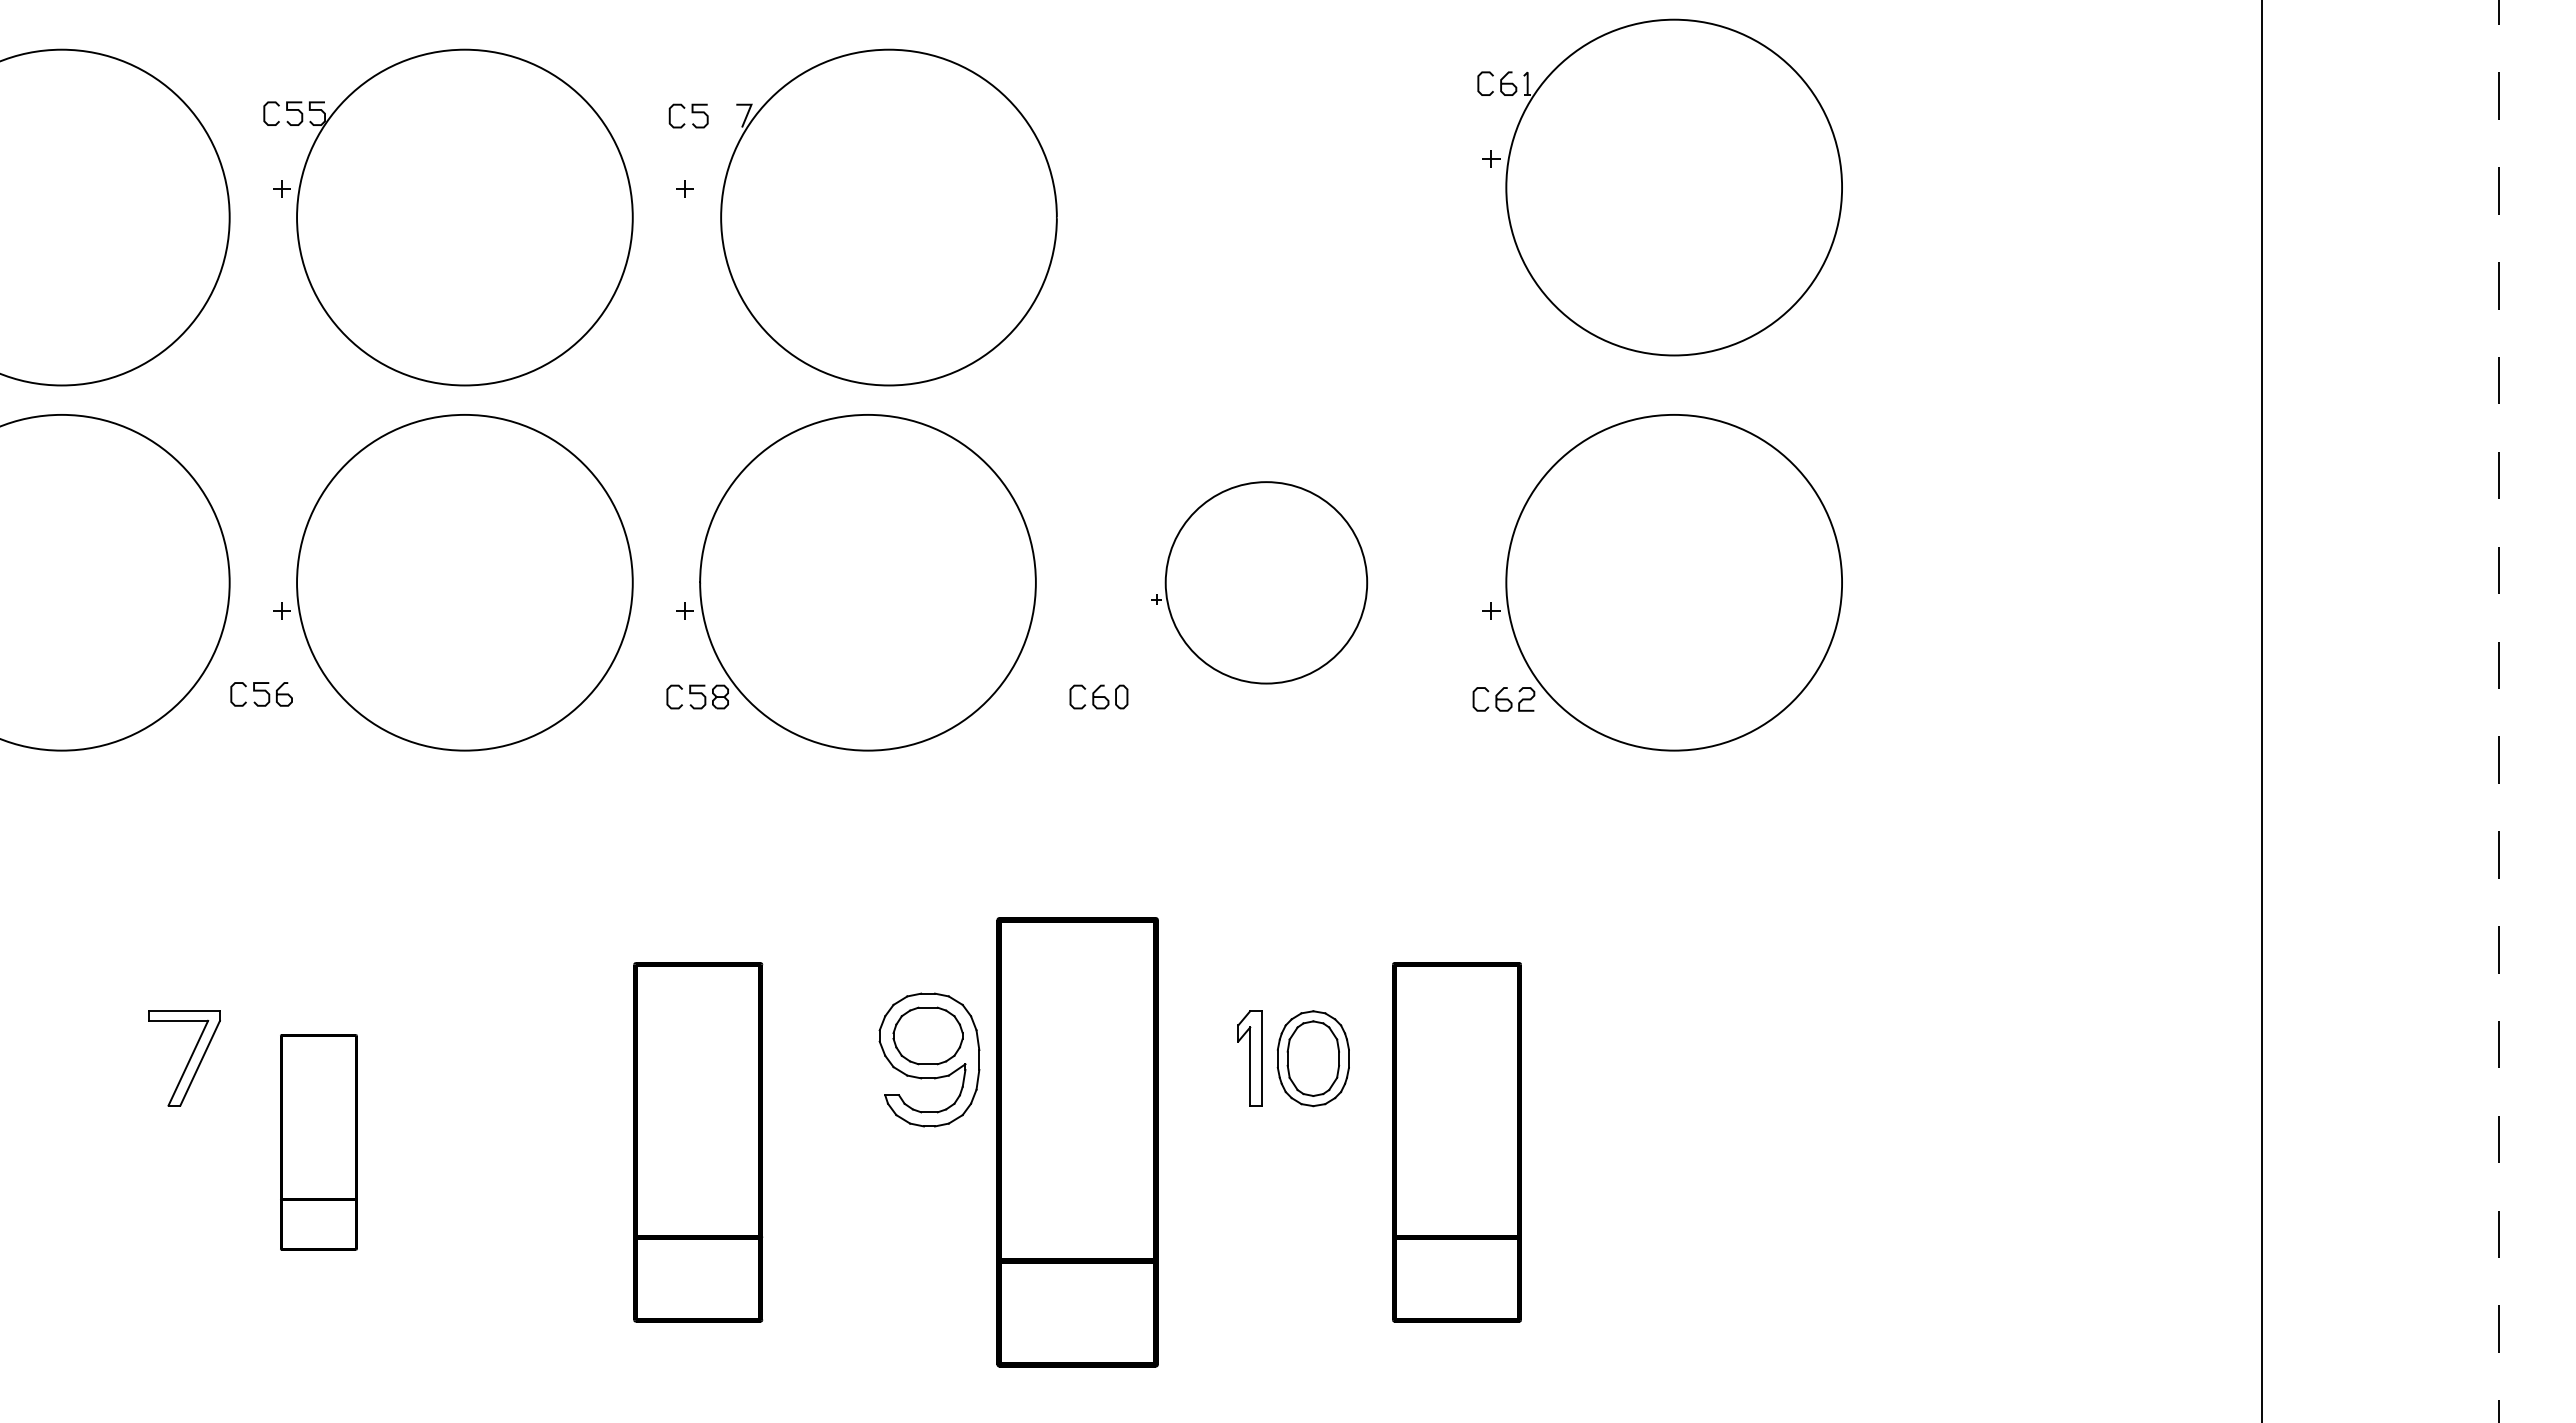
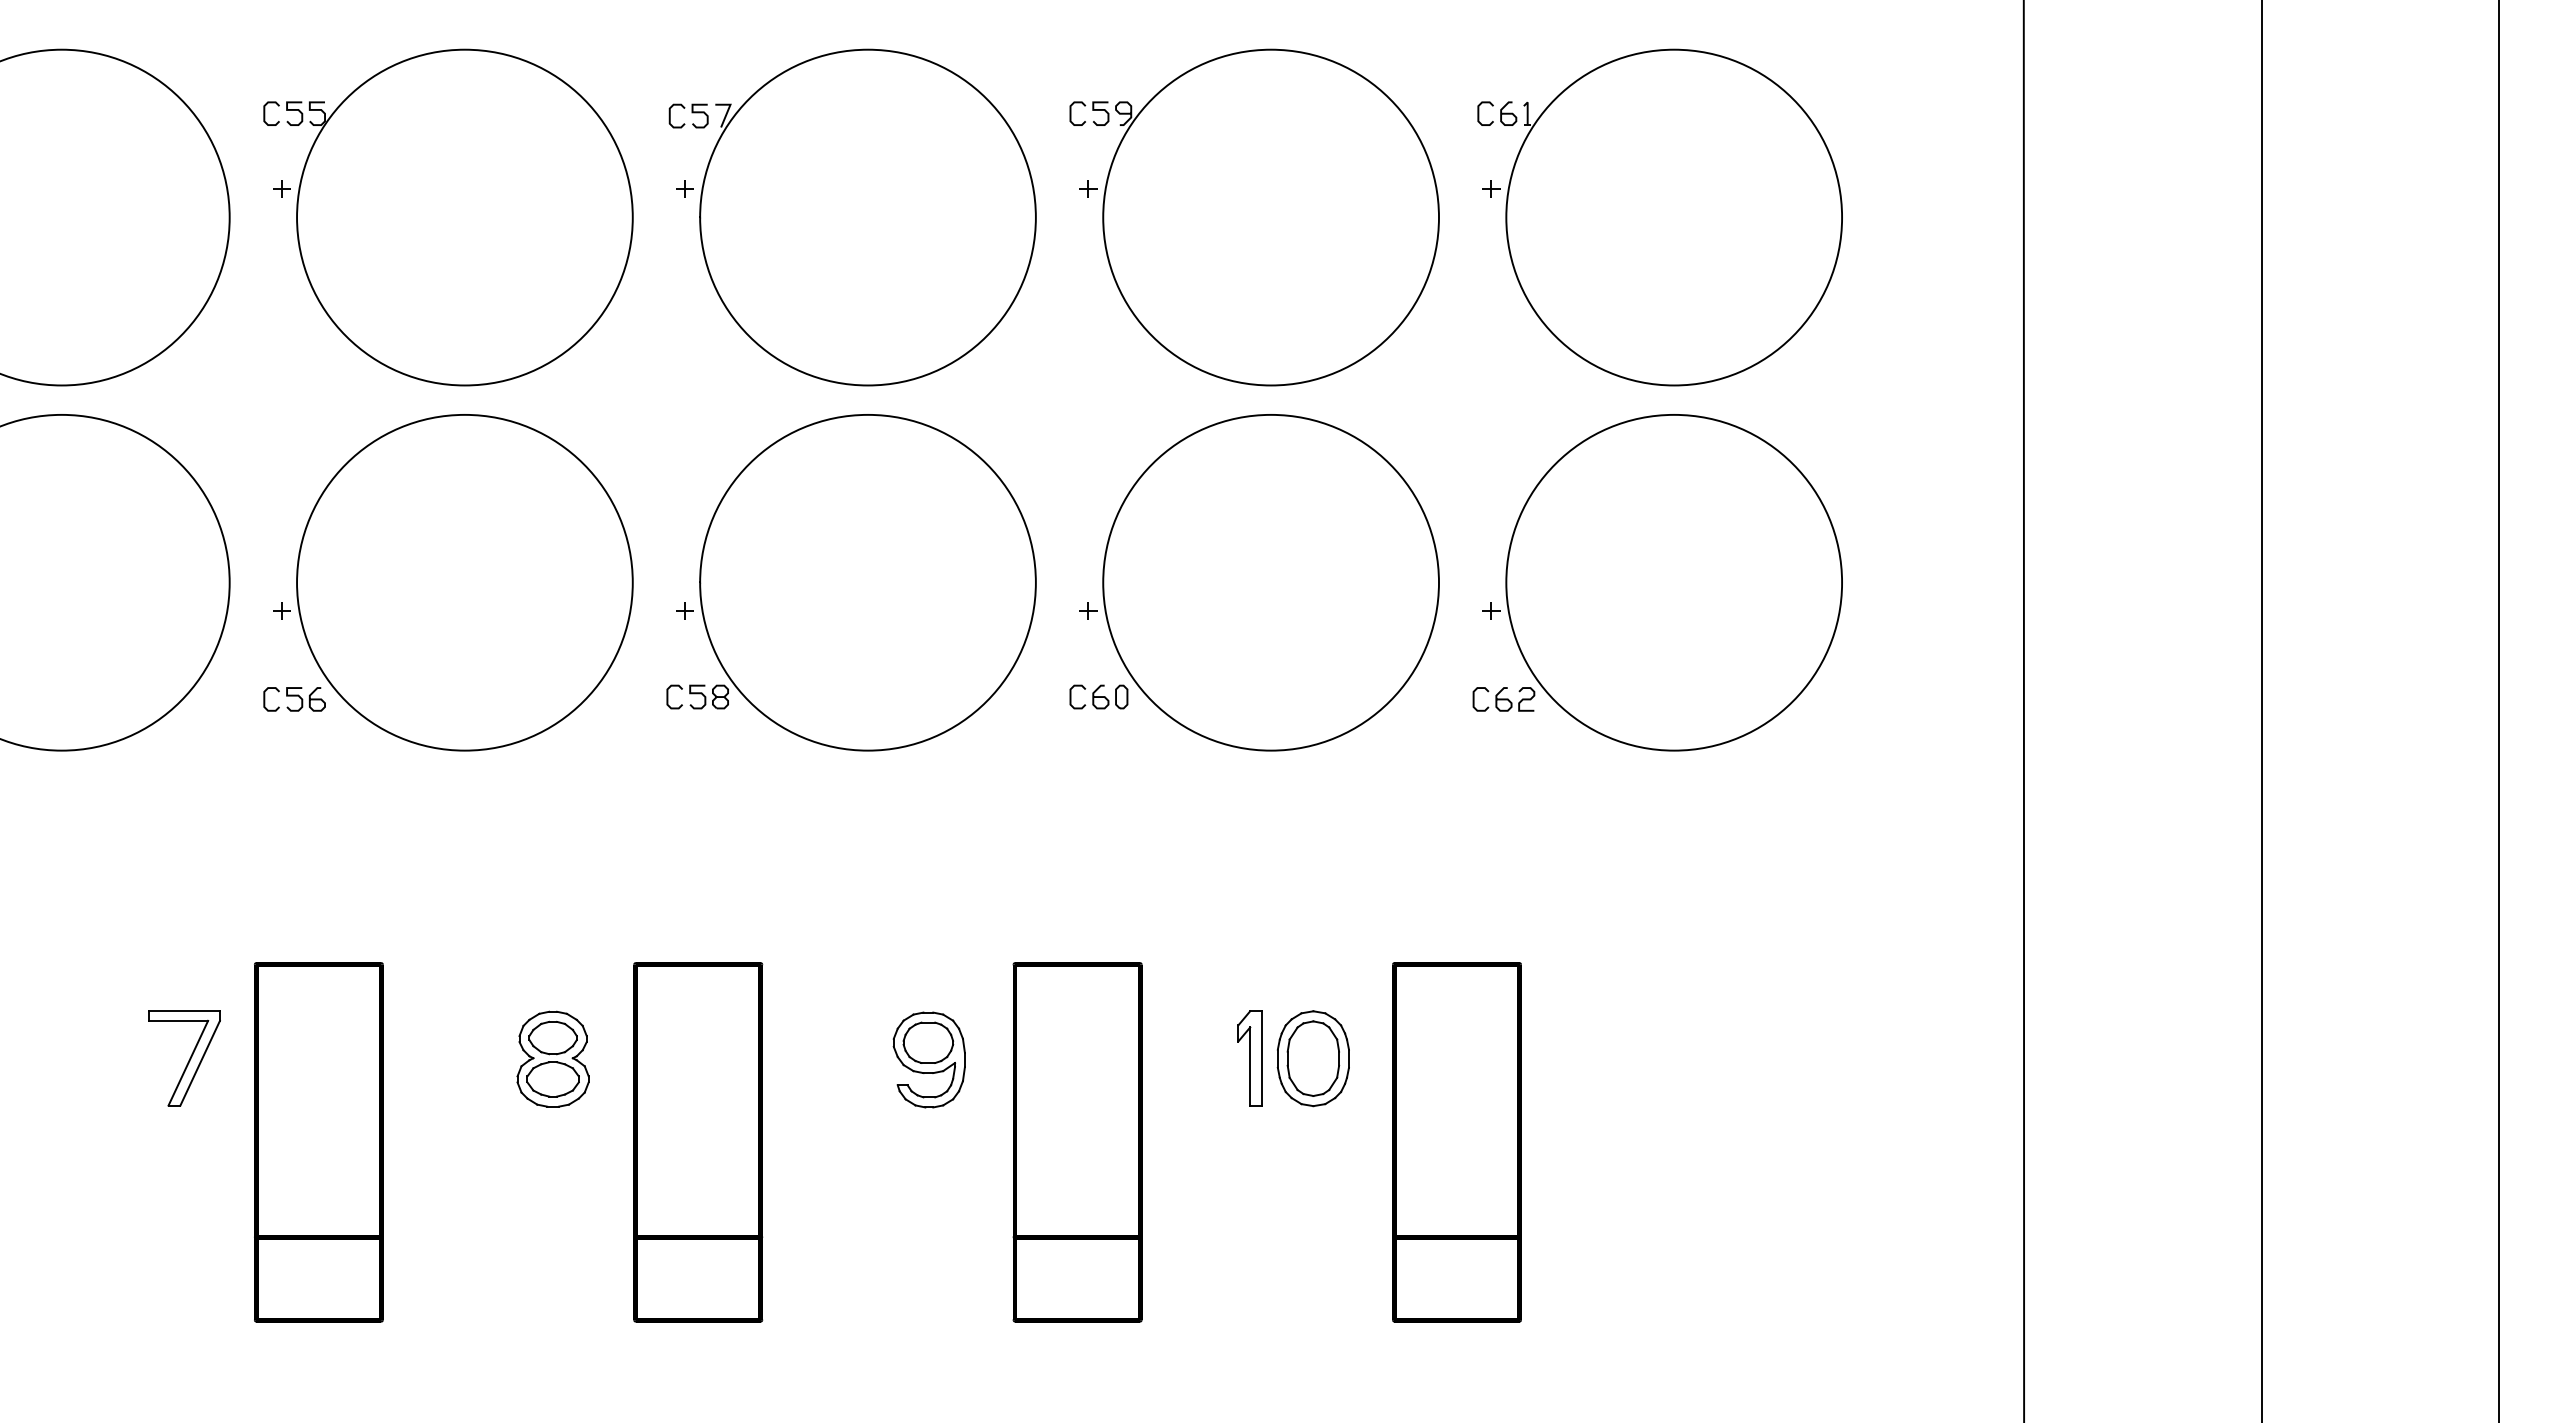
part position: (1659, 187) -> (1659, 217) (1659, 217)
part position: (888, 217) -> (867, 217) (867, 217)
part: none -> present (1254, 217)
part size: 218x204 px -> 361x338 px (1259, 582)
part position: (261, 694) -> (294, 699) (294, 699)
line: none -> present (2023, 710)
line: dashed -> solid (2498, 711)
part: none -> present (552, 1058)
part size: 103x136 px -> 74x98 px (928, 1059)
part size: 78x217 px -> 130x361 px (318, 1142)
part size: 163x451 px -> 131x361 px (1077, 1142)
